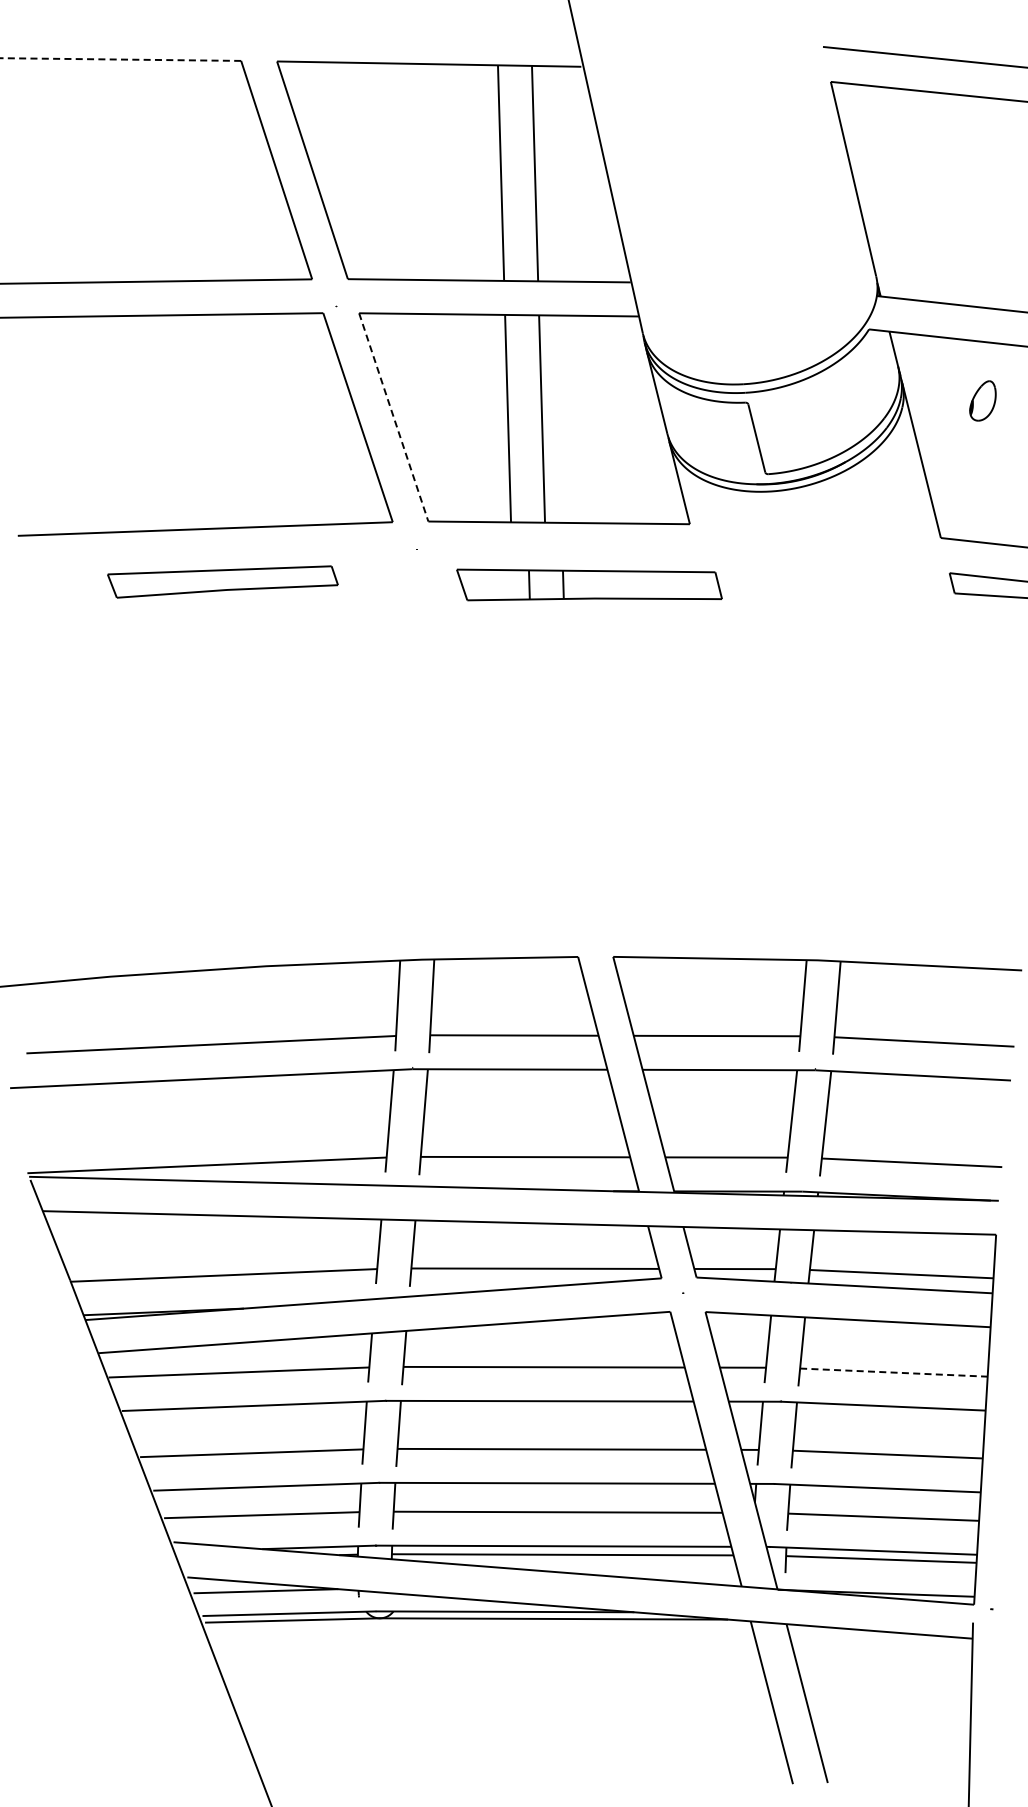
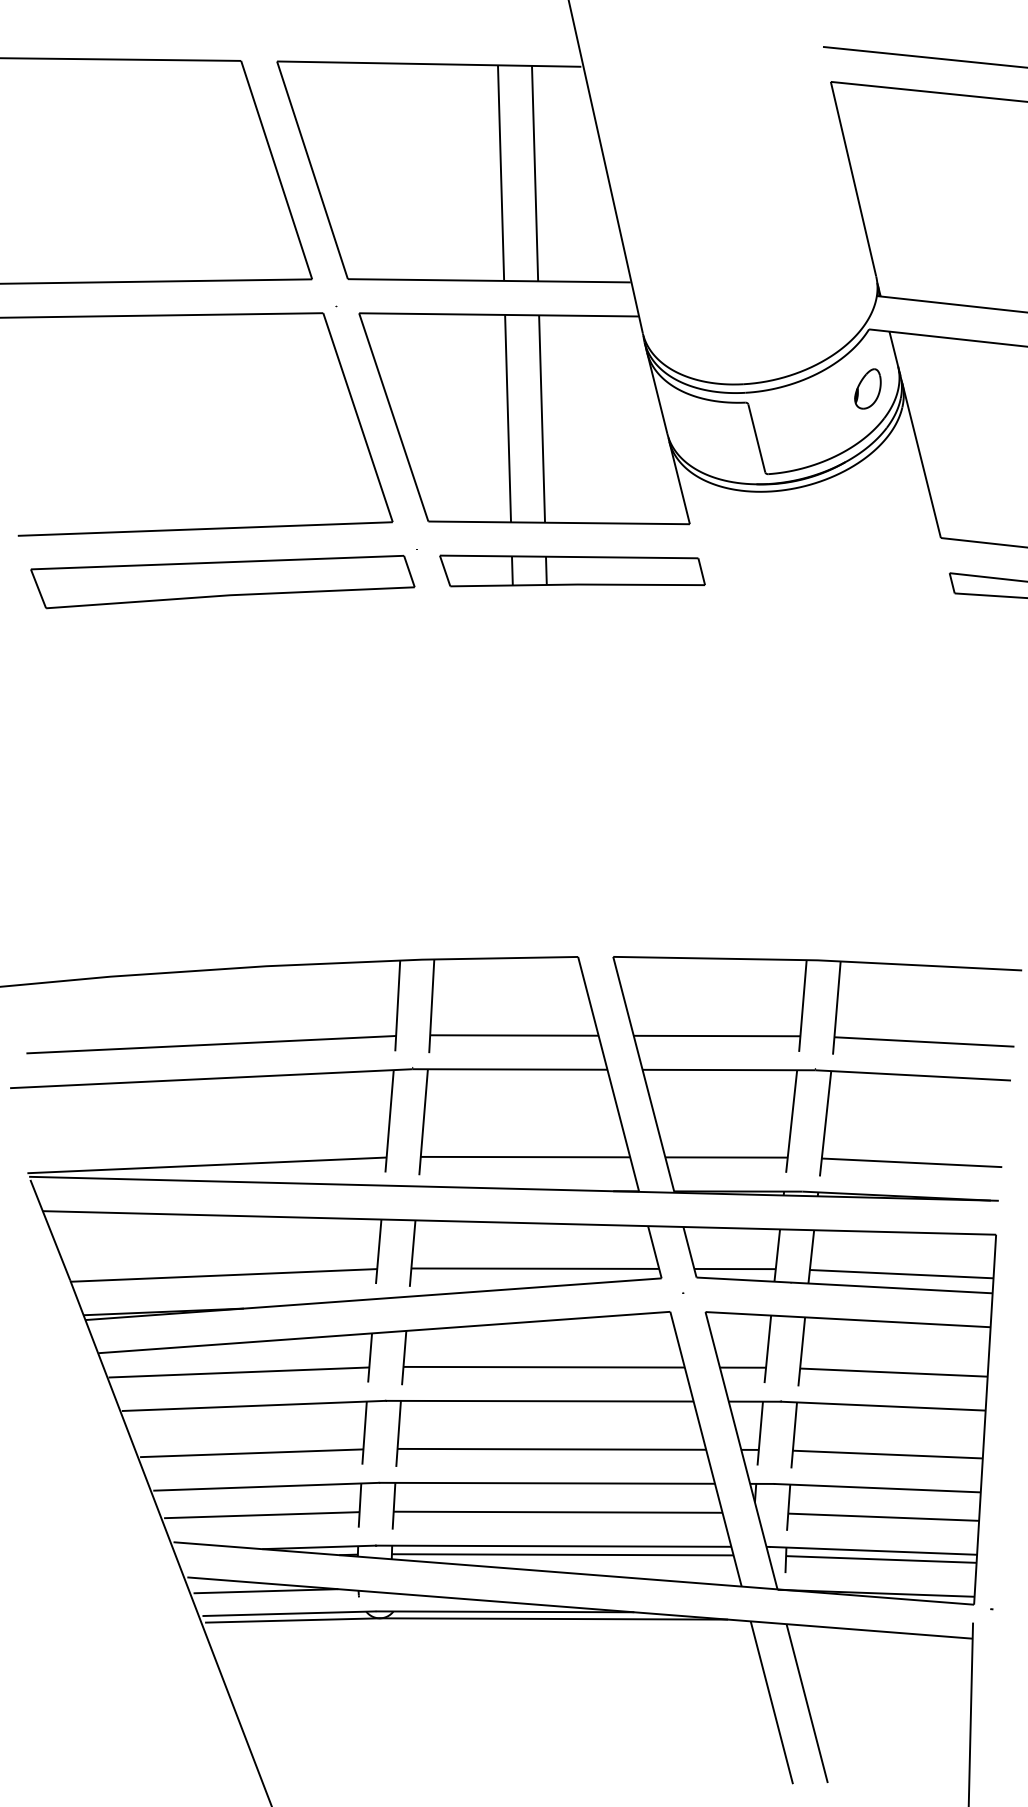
line: dashed -> solid (120, 59)
part position: (982, 400) -> (867, 388) (867, 388)
line: dashed -> solid (393, 417)
part size: 232x34 px -> 386x56 px (222, 581)
part position: (589, 584) -> (572, 570) (572, 570)
line: dashed -> solid (893, 1372)
